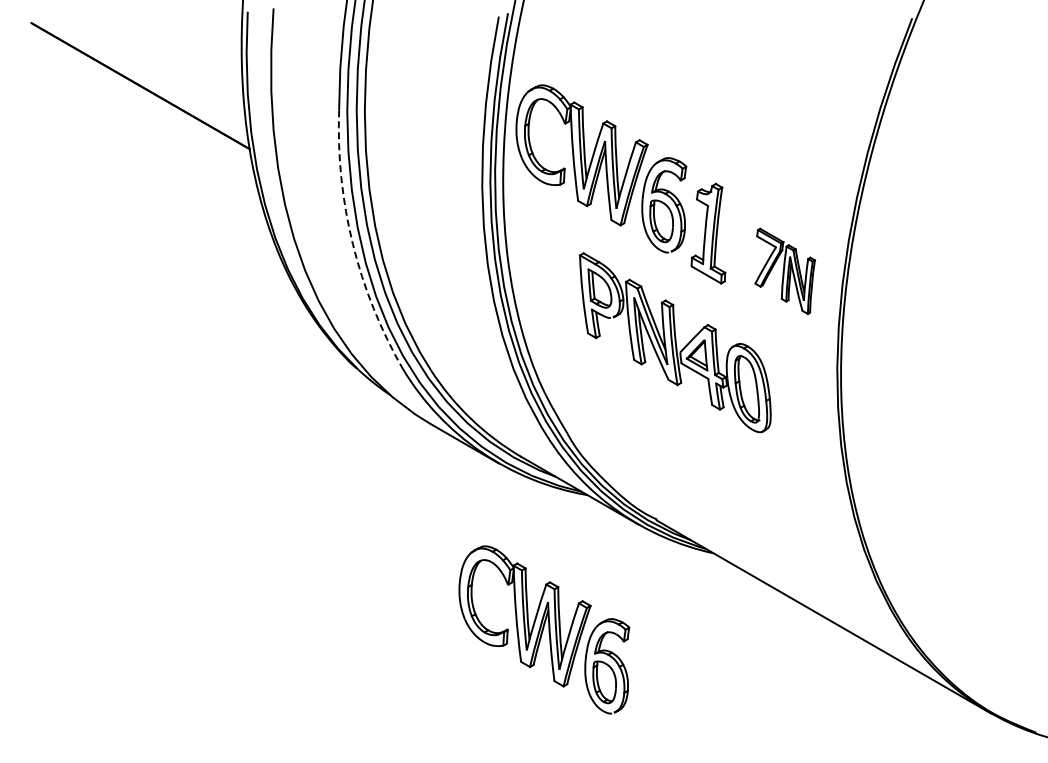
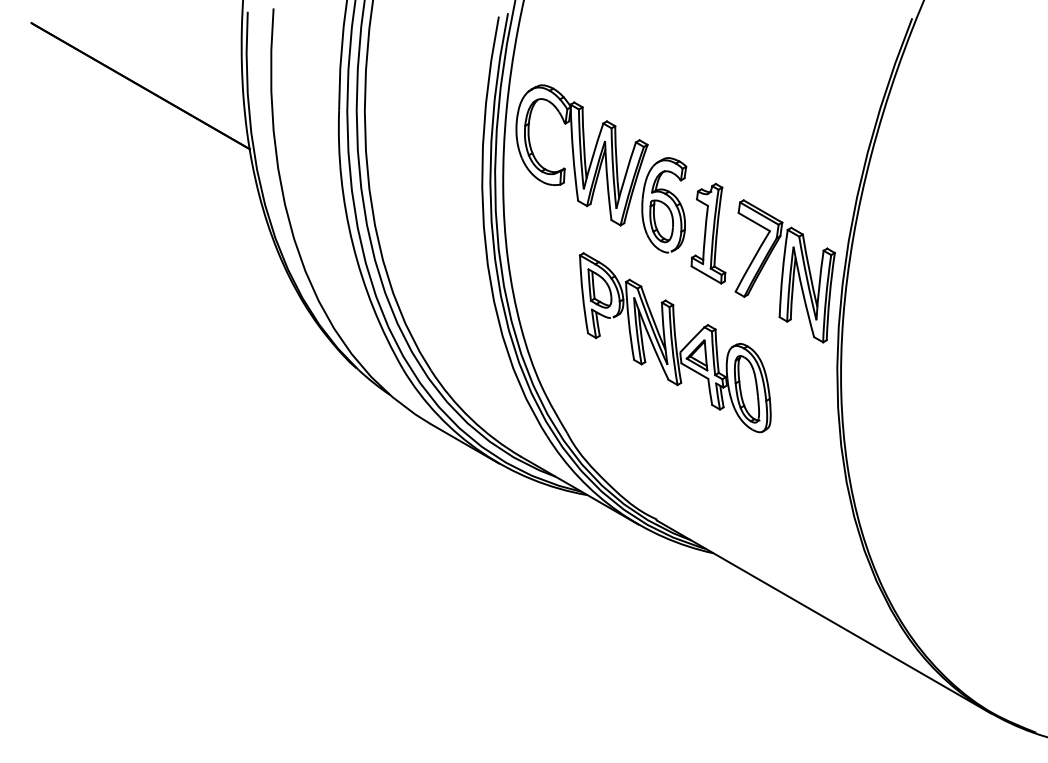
arc: dashed -> solid (352, 244)
part size: 63x89 px -> 102x145 px (784, 271)
part: present -> none (544, 629)
